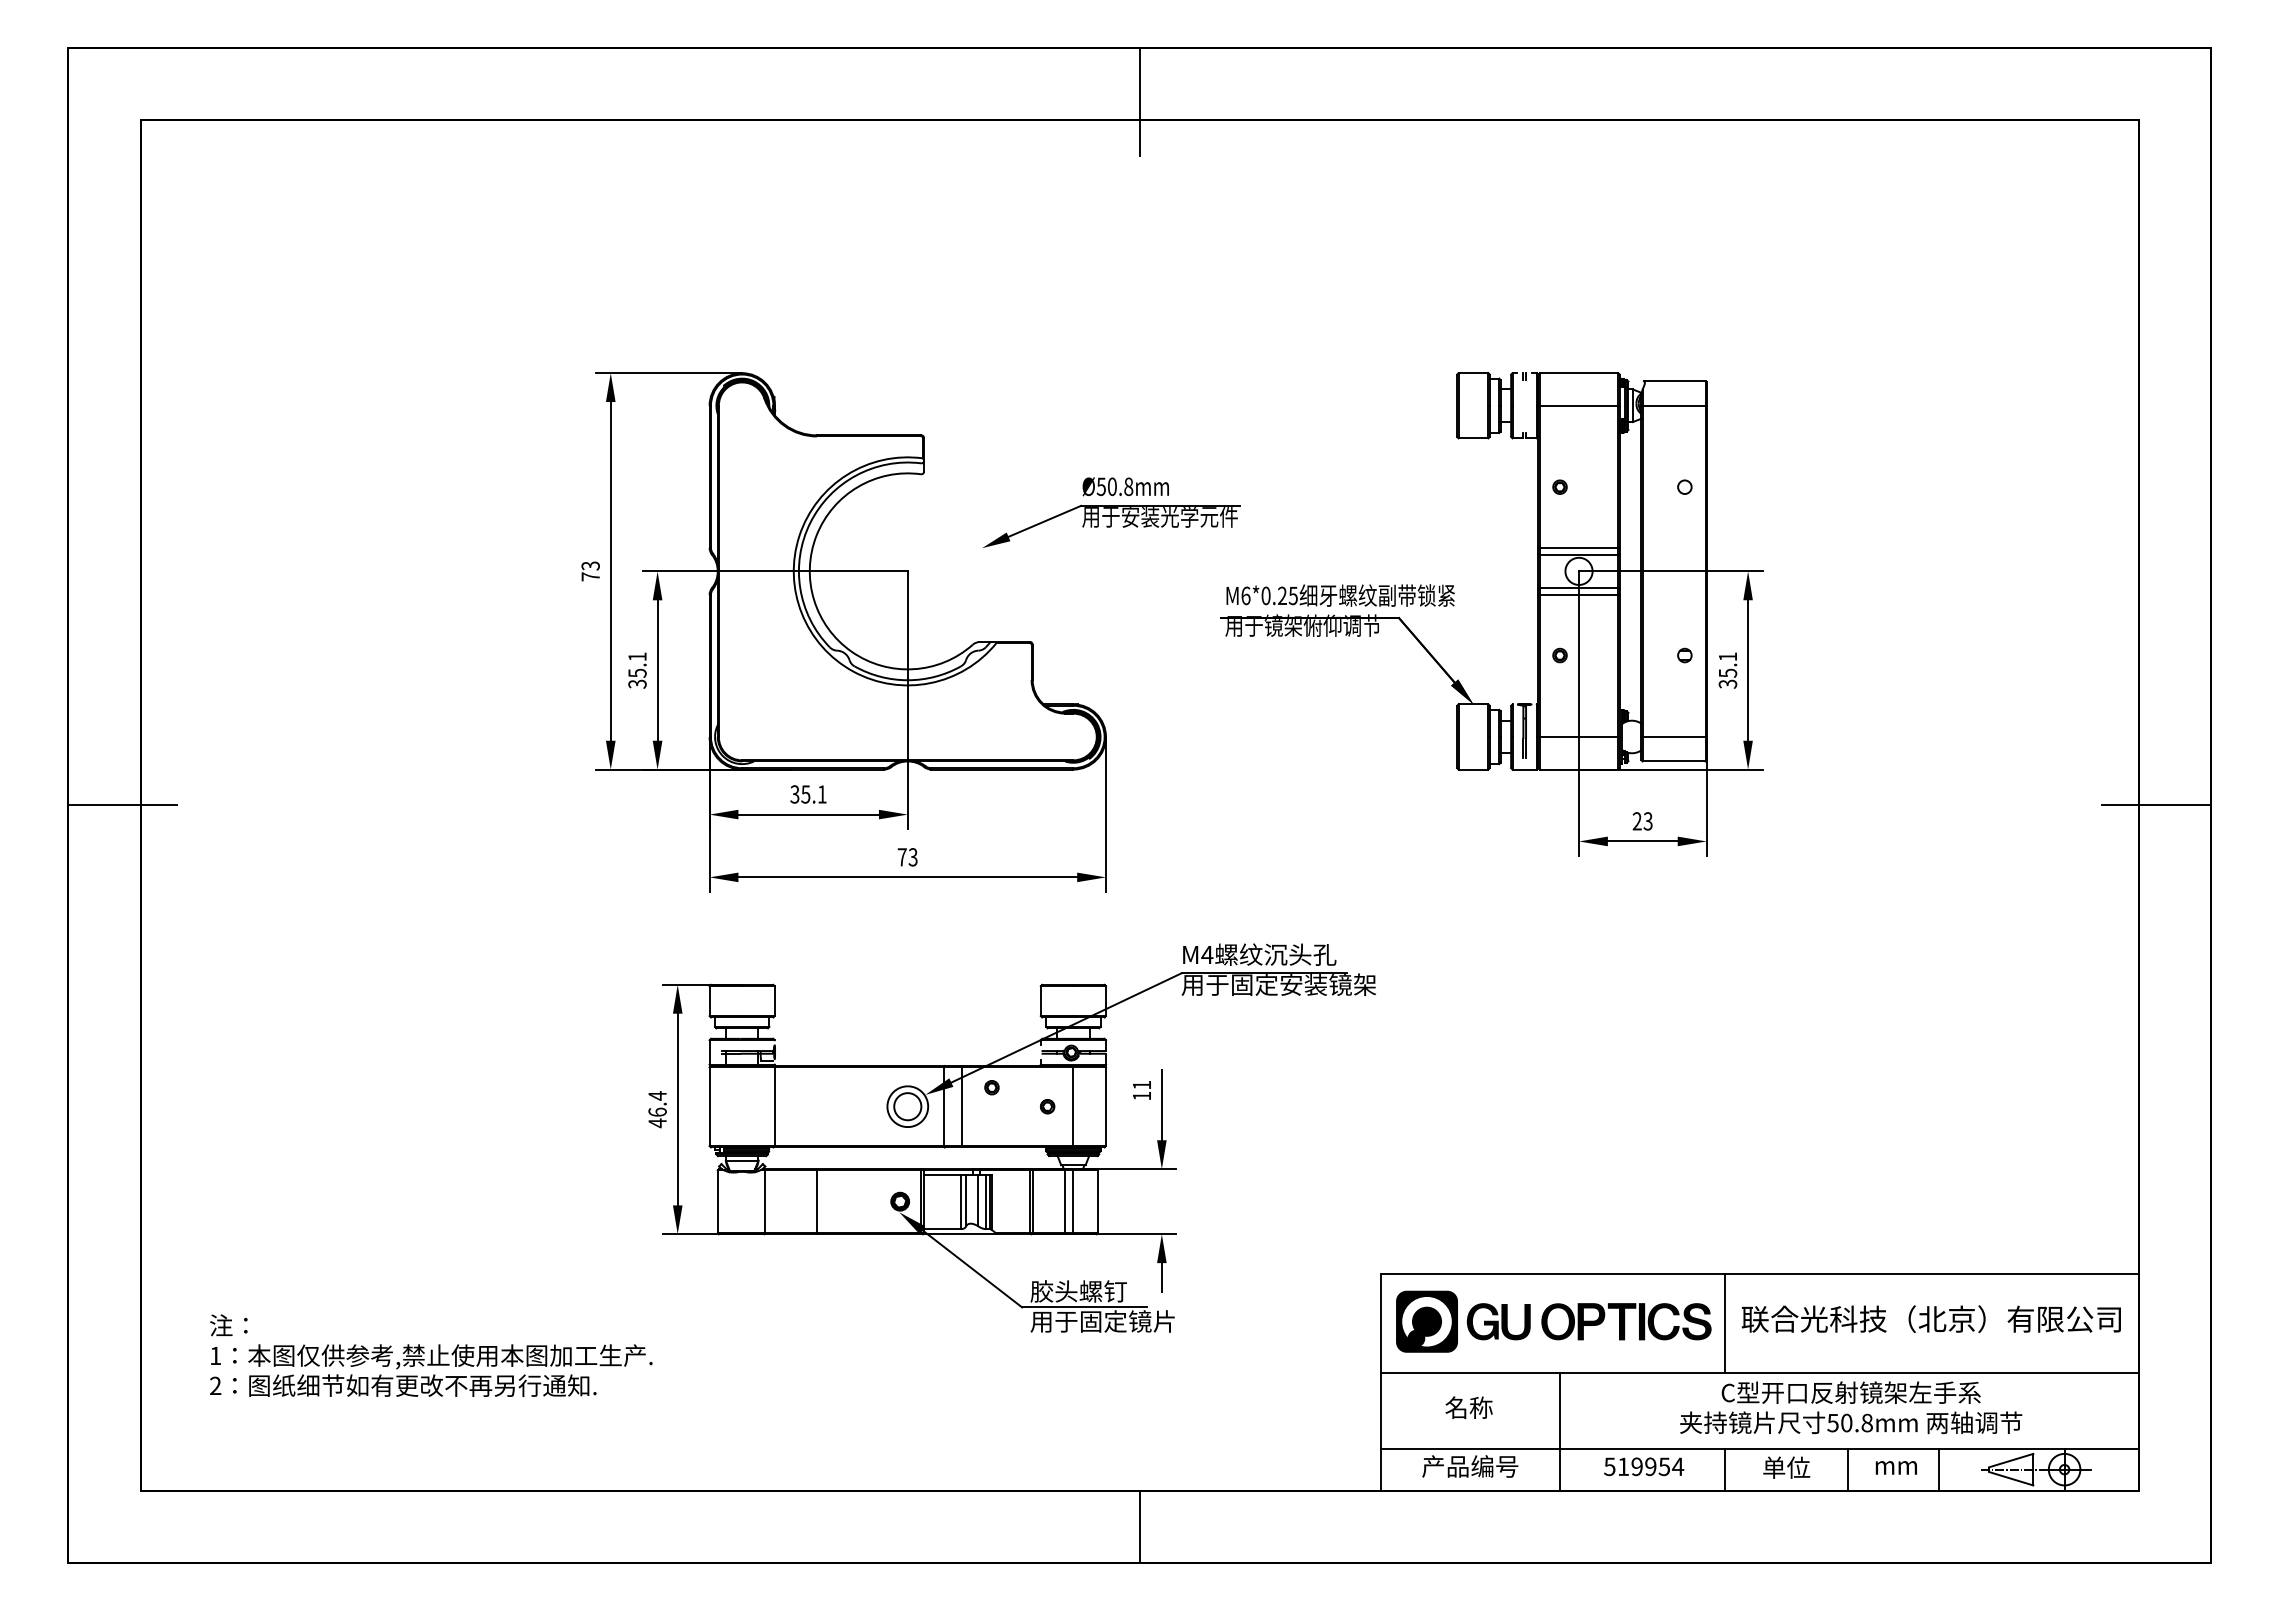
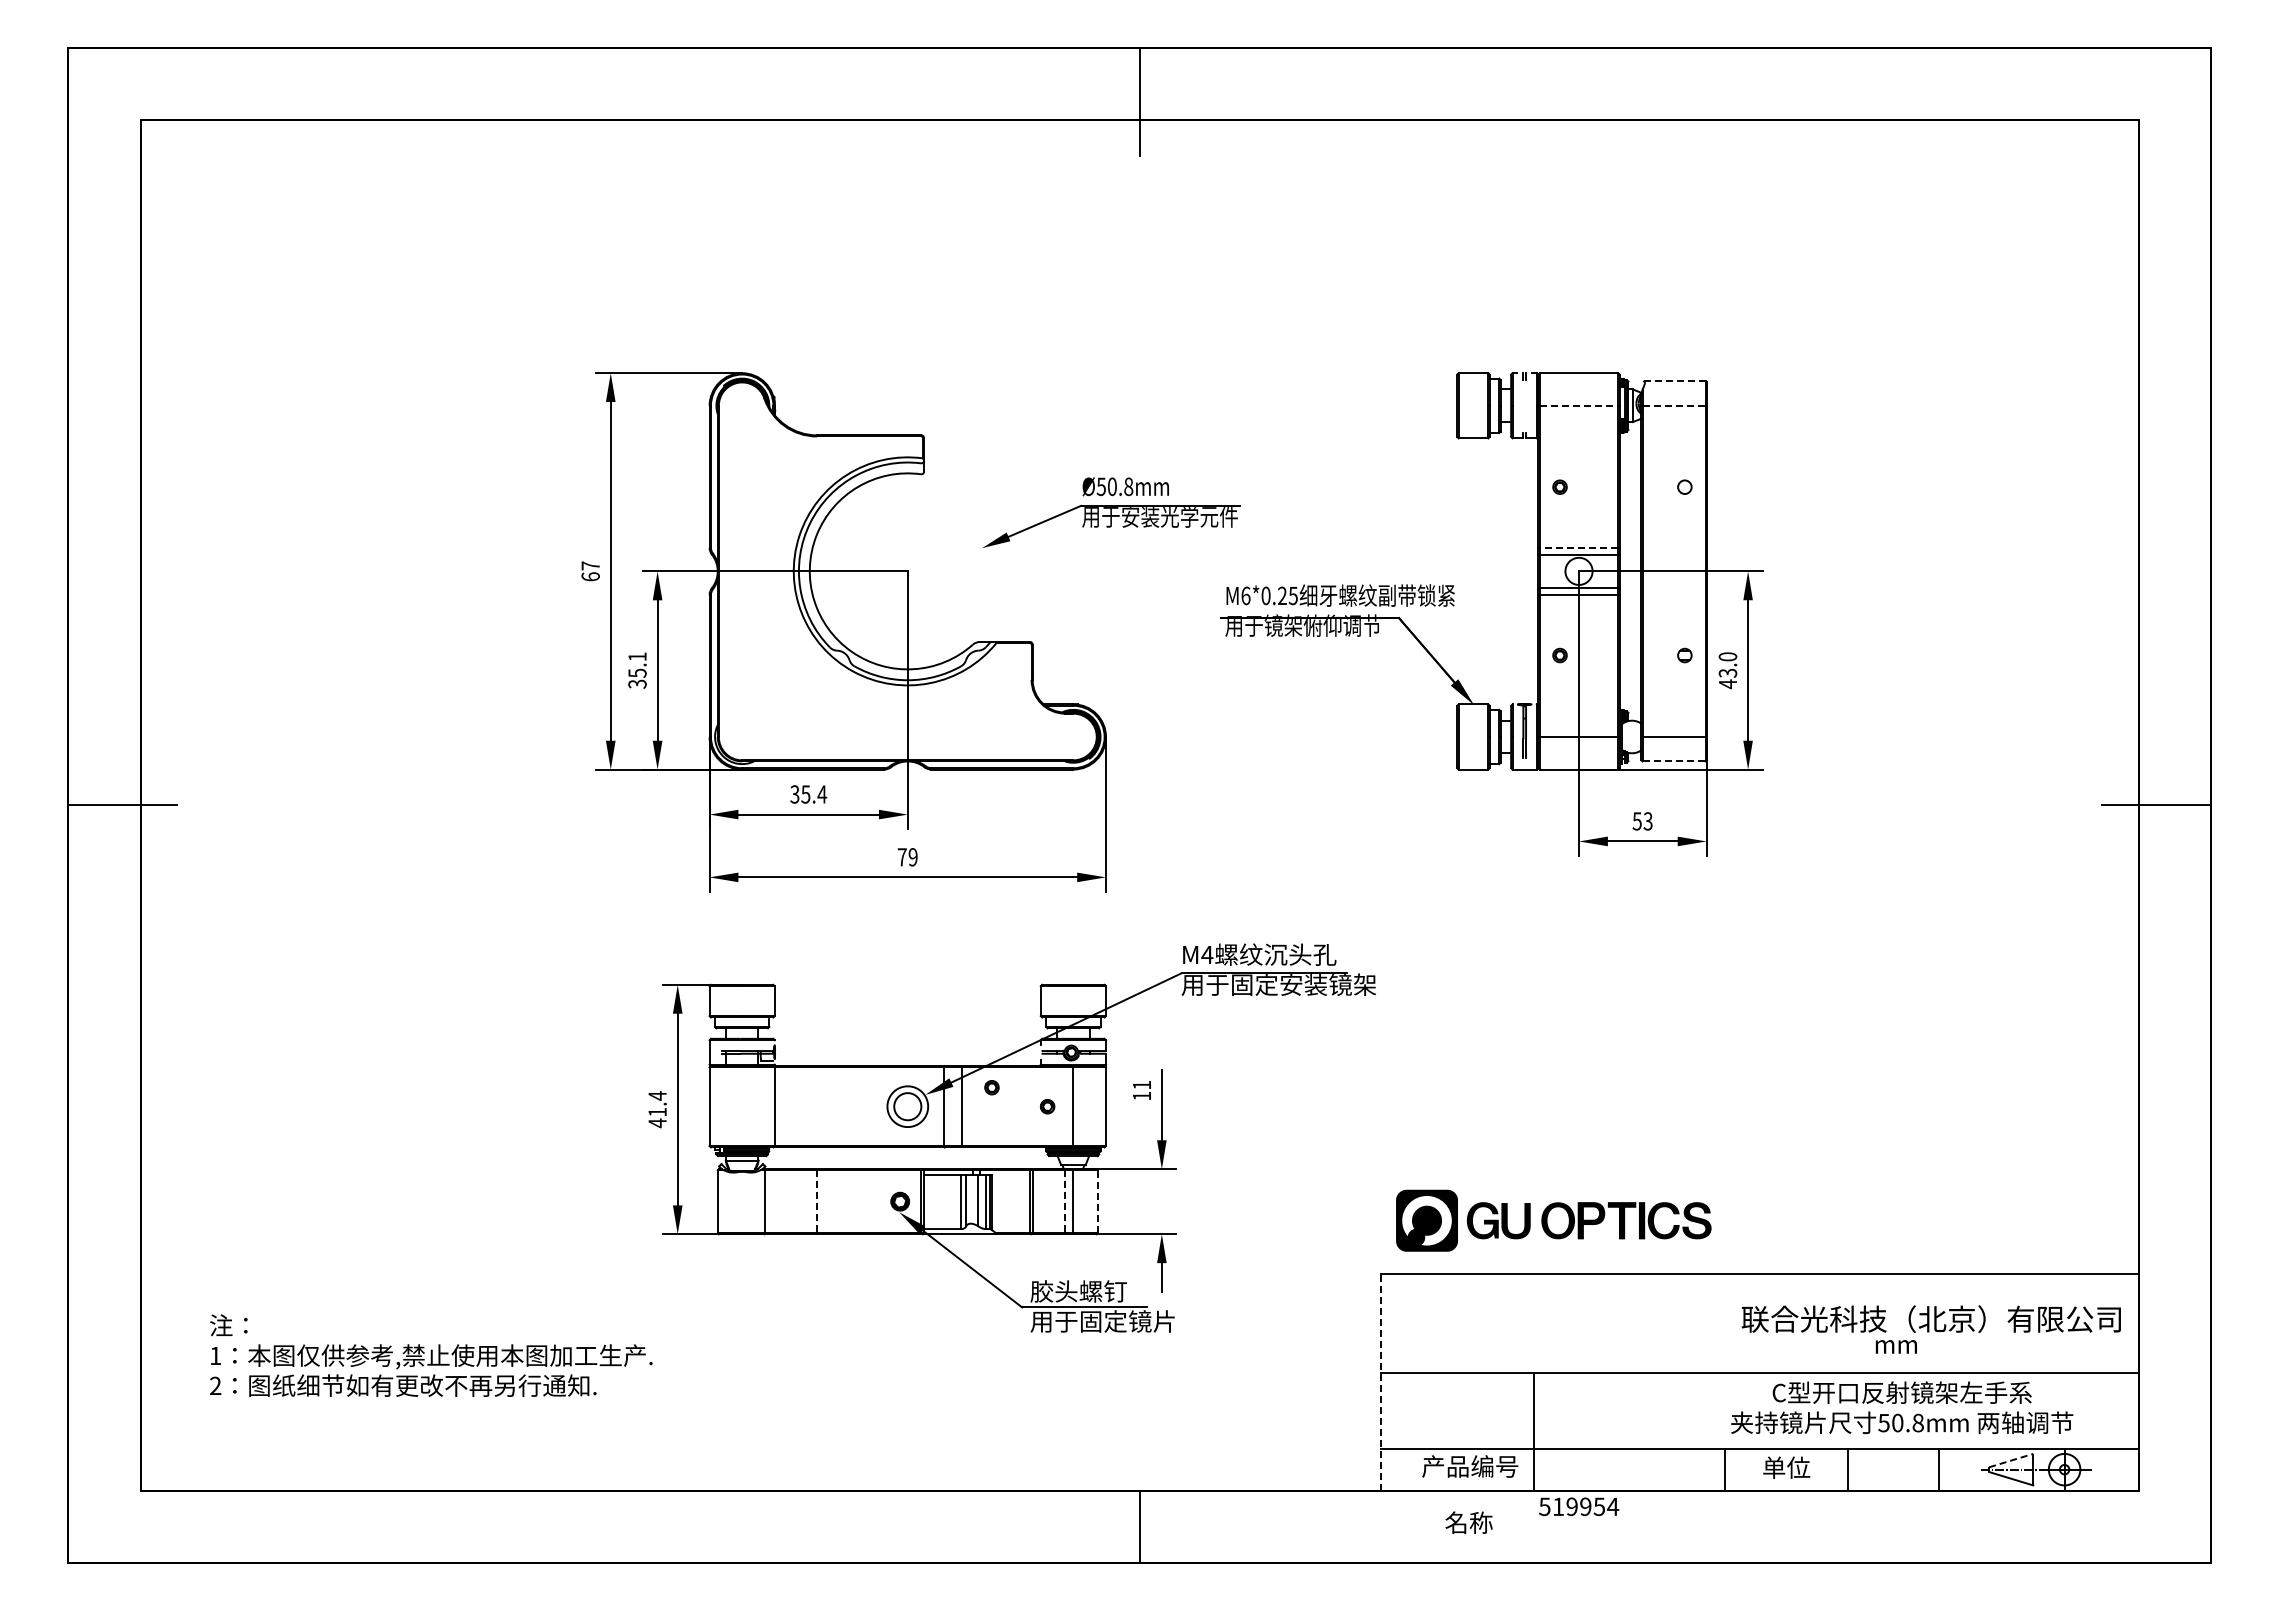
line: solid -> dashed (1674, 381)
line: solid -> dashed (1579, 405)
line: solid -> dashed (1674, 405)
line: solid -> dashed (1578, 547)
text: 73 -> 67 (590, 571)
text: 35.1 -> 43.0 (1727, 670)
line: solid -> dashed (1674, 761)
text: 35.1 -> 35.4 (822, 794)
text: 23 -> 53 (1636, 821)
text: 73 -> 79 (912, 857)
text: 46.4 -> 41.4 (657, 1111)
line: solid -> dashed (1097, 1201)
line: solid -> dashed (816, 1202)
line: solid -> dashed (1065, 1202)
part position: (1553, 1321) -> (1553, 1220) (1553, 1220)
line: present -> none (1724, 1323)
line: solid -> dashed (1381, 1382)
text position: (1468, 1407) -> (1468, 1522) (1468, 1522)
text position: (1851, 1407) -> (1902, 1407) (1902, 1407)
line position: (1559, 1431) -> (1533, 1431) (1533, 1431)
line: solid -> dashed (2011, 1460)
text position: (1644, 1466) -> (1579, 1506) (1579, 1506)
text position: (1895, 1467) -> (1895, 1346) (1895, 1346)
